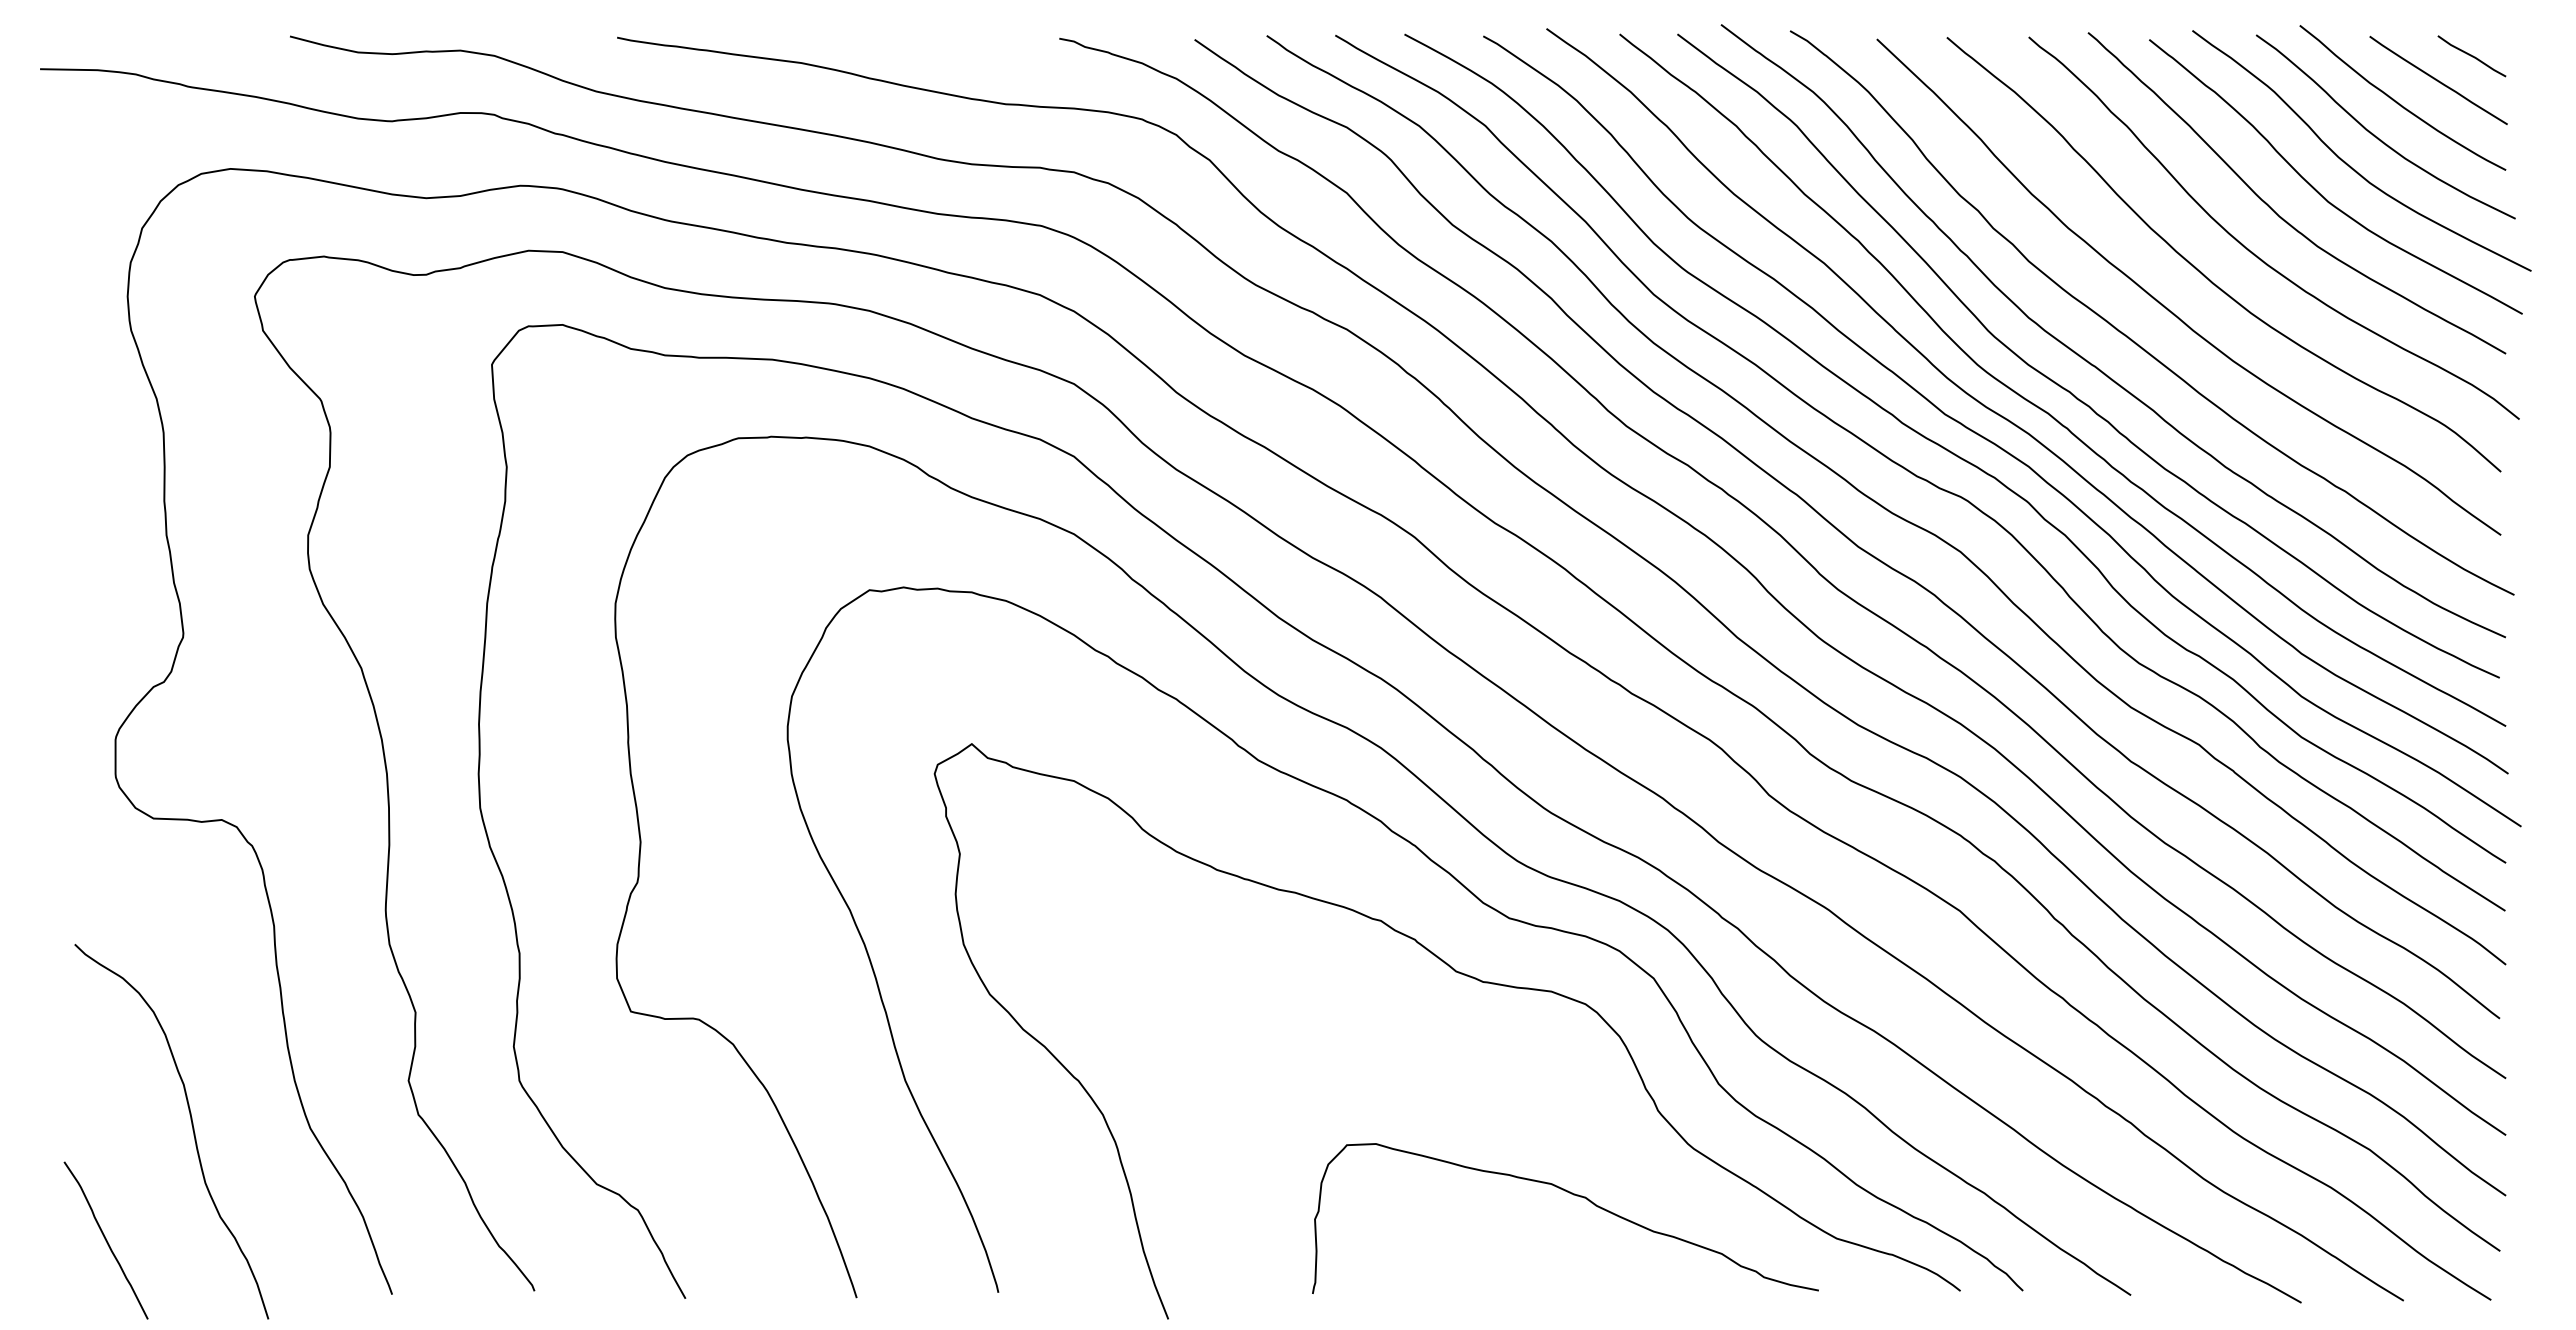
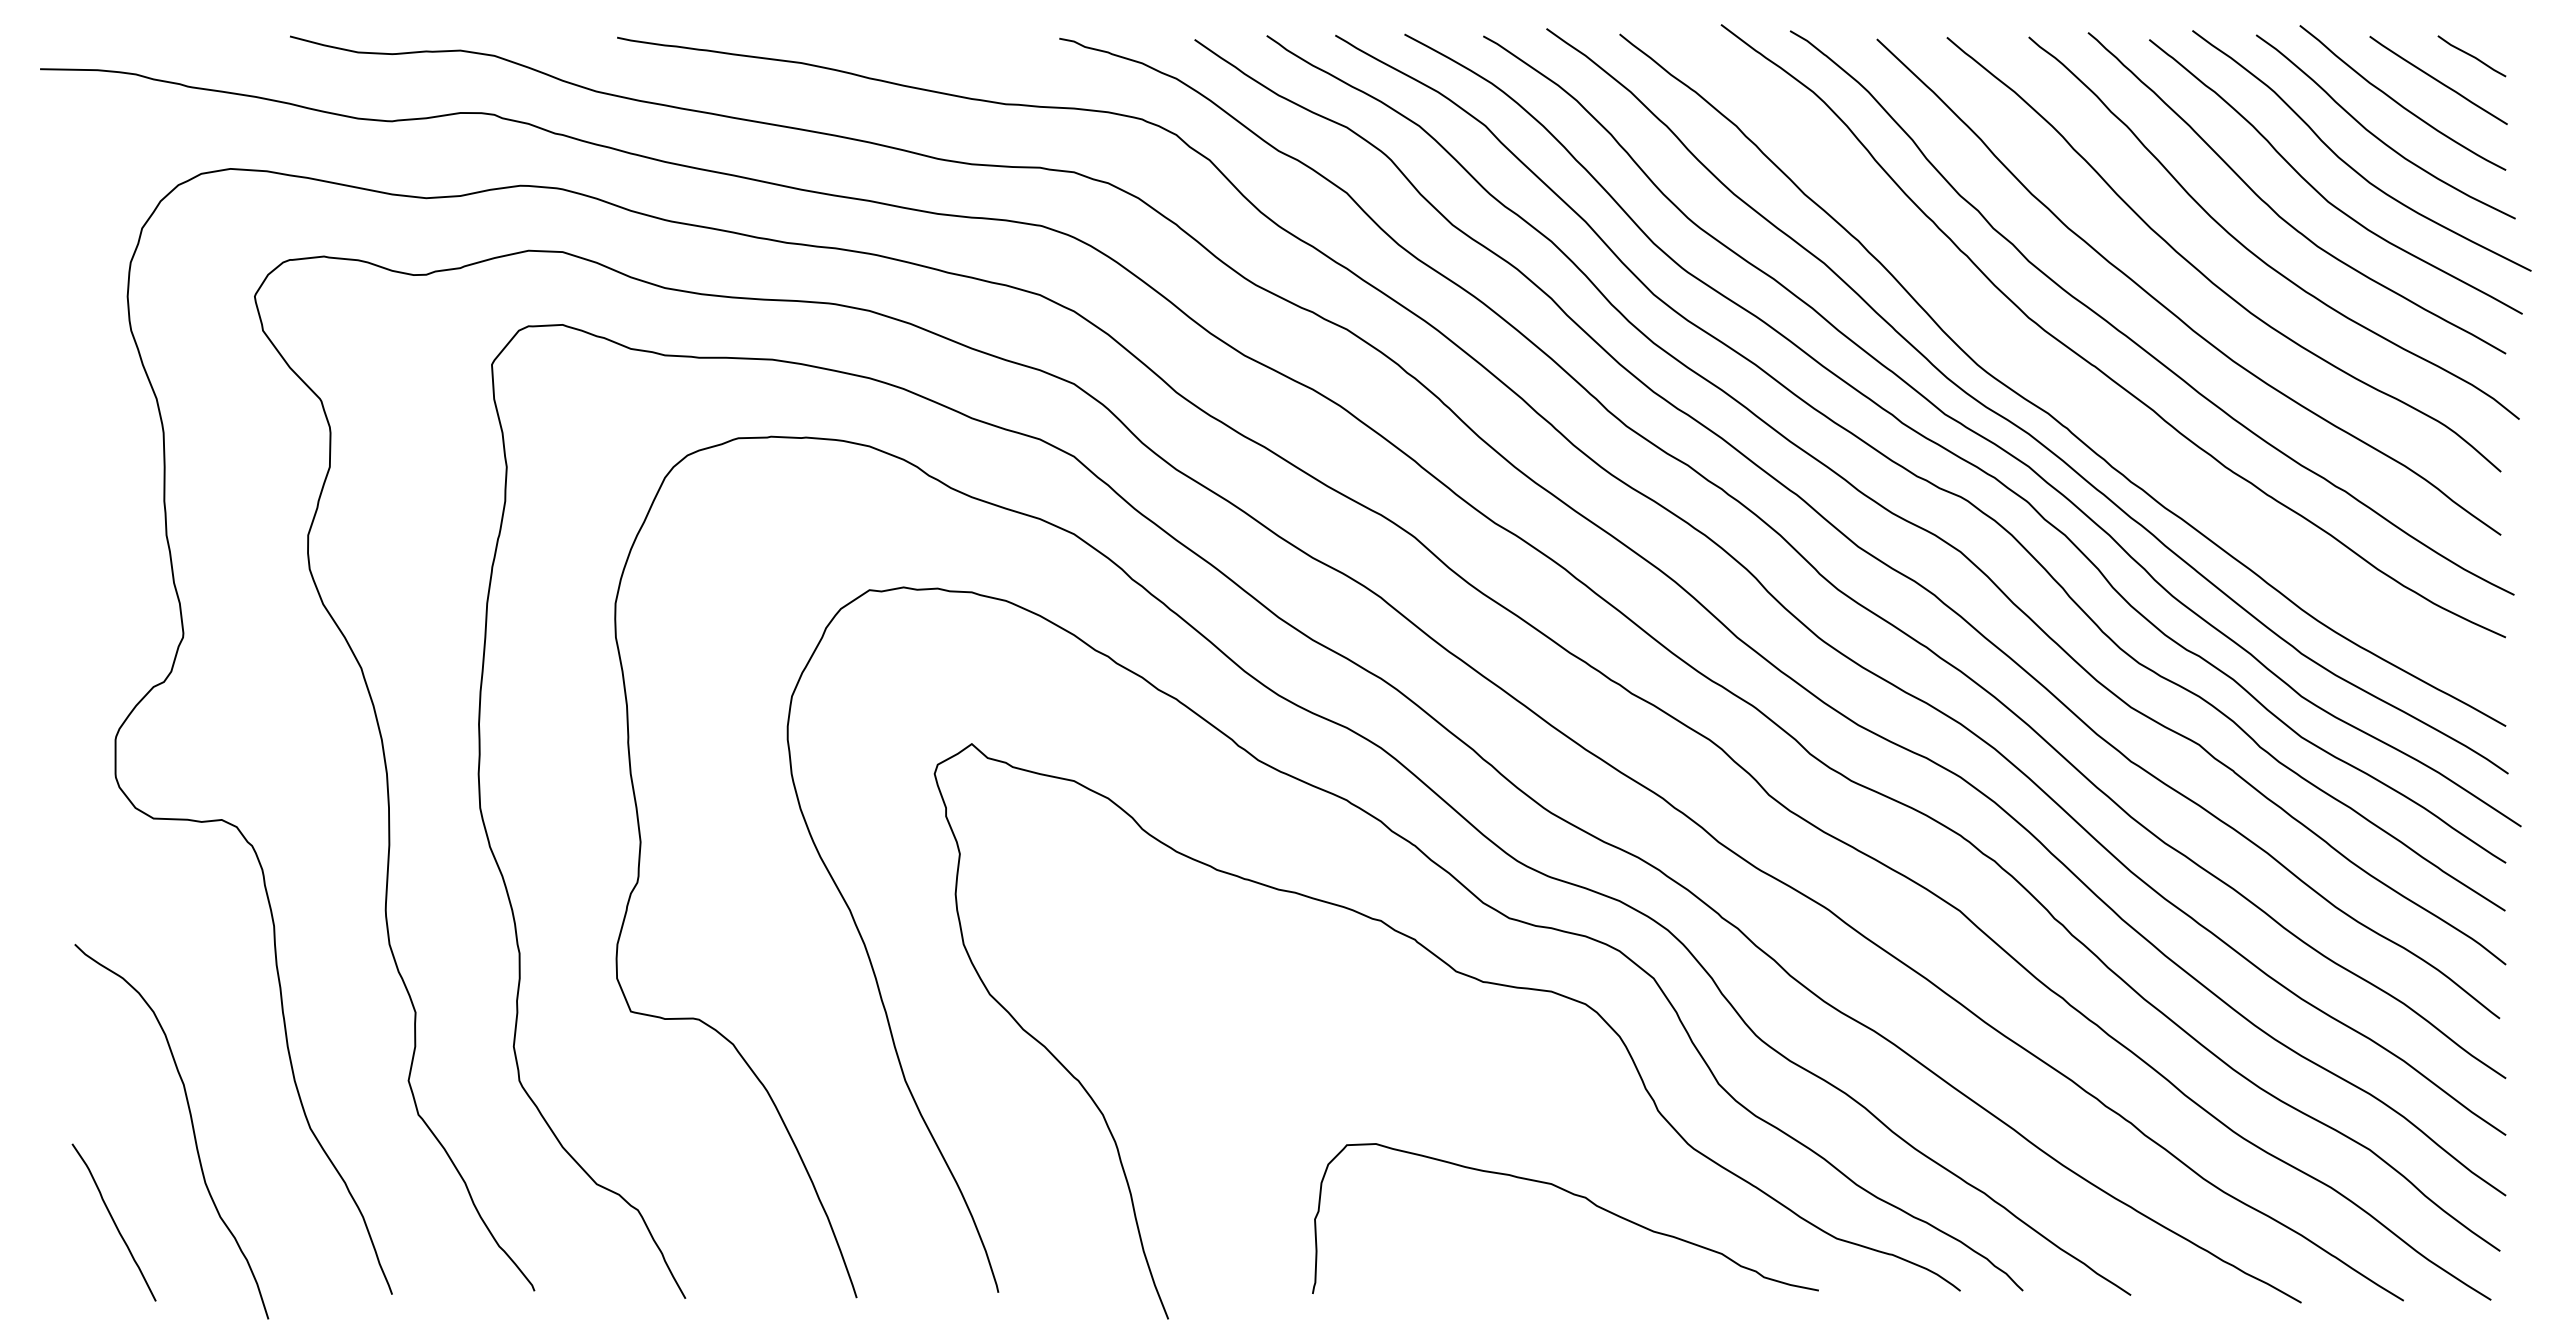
curve: present -> none (2069, 390)
curve position: (105, 1240) -> (113, 1222) (113, 1222)
